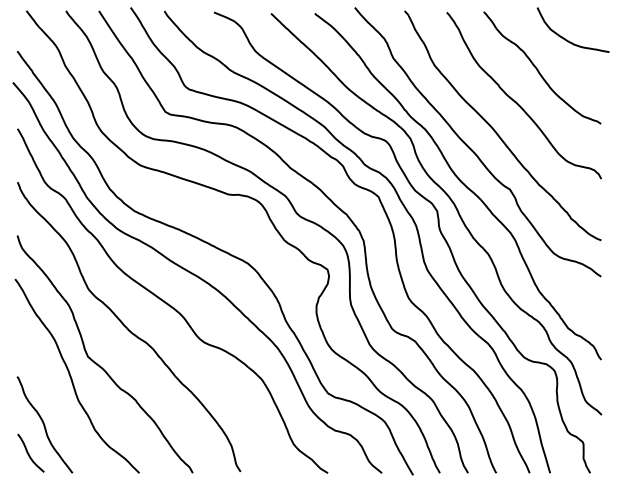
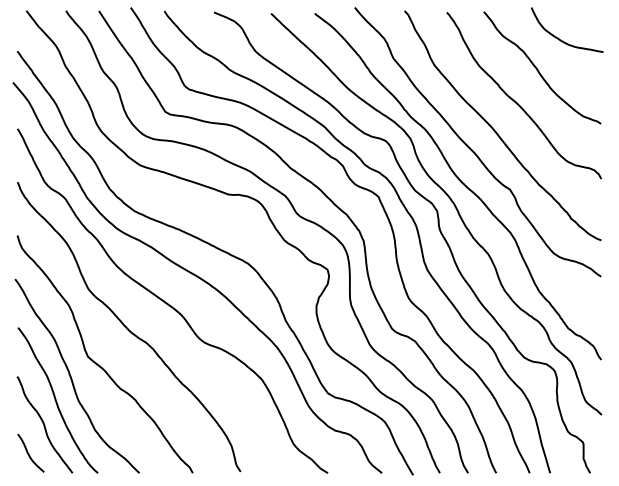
curve position: (567, 39) -> (561, 39) (561, 39)
curve: none -> present (56, 400)
